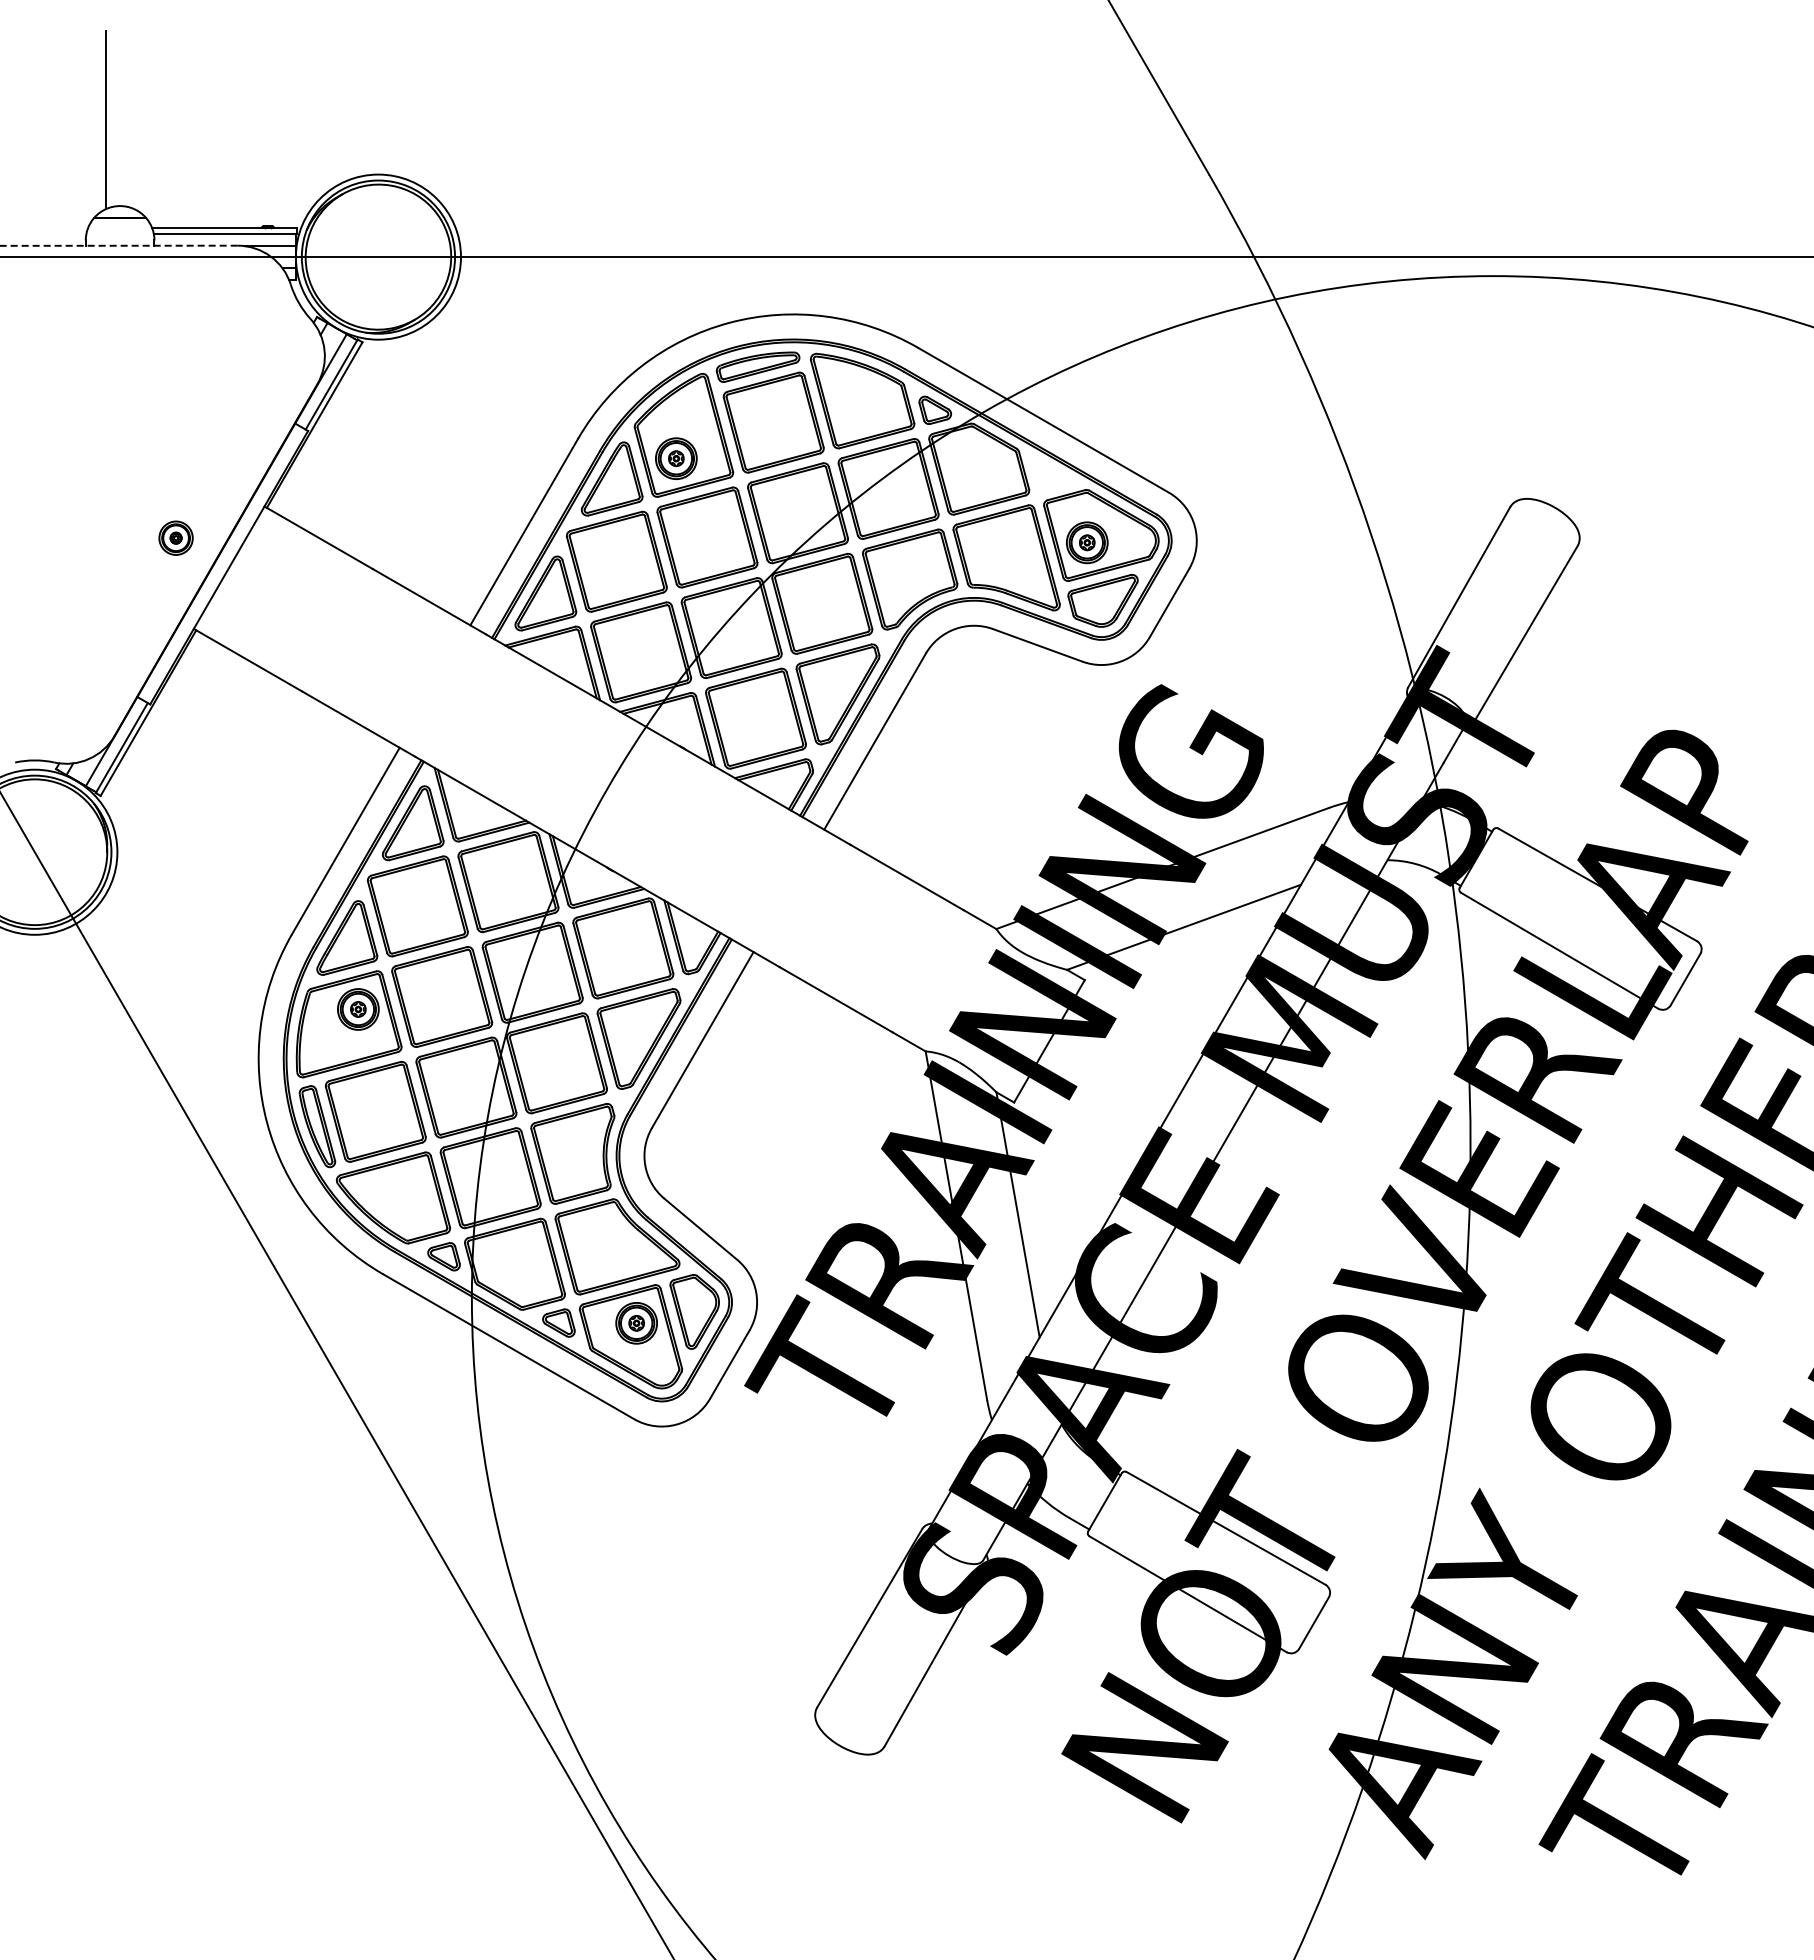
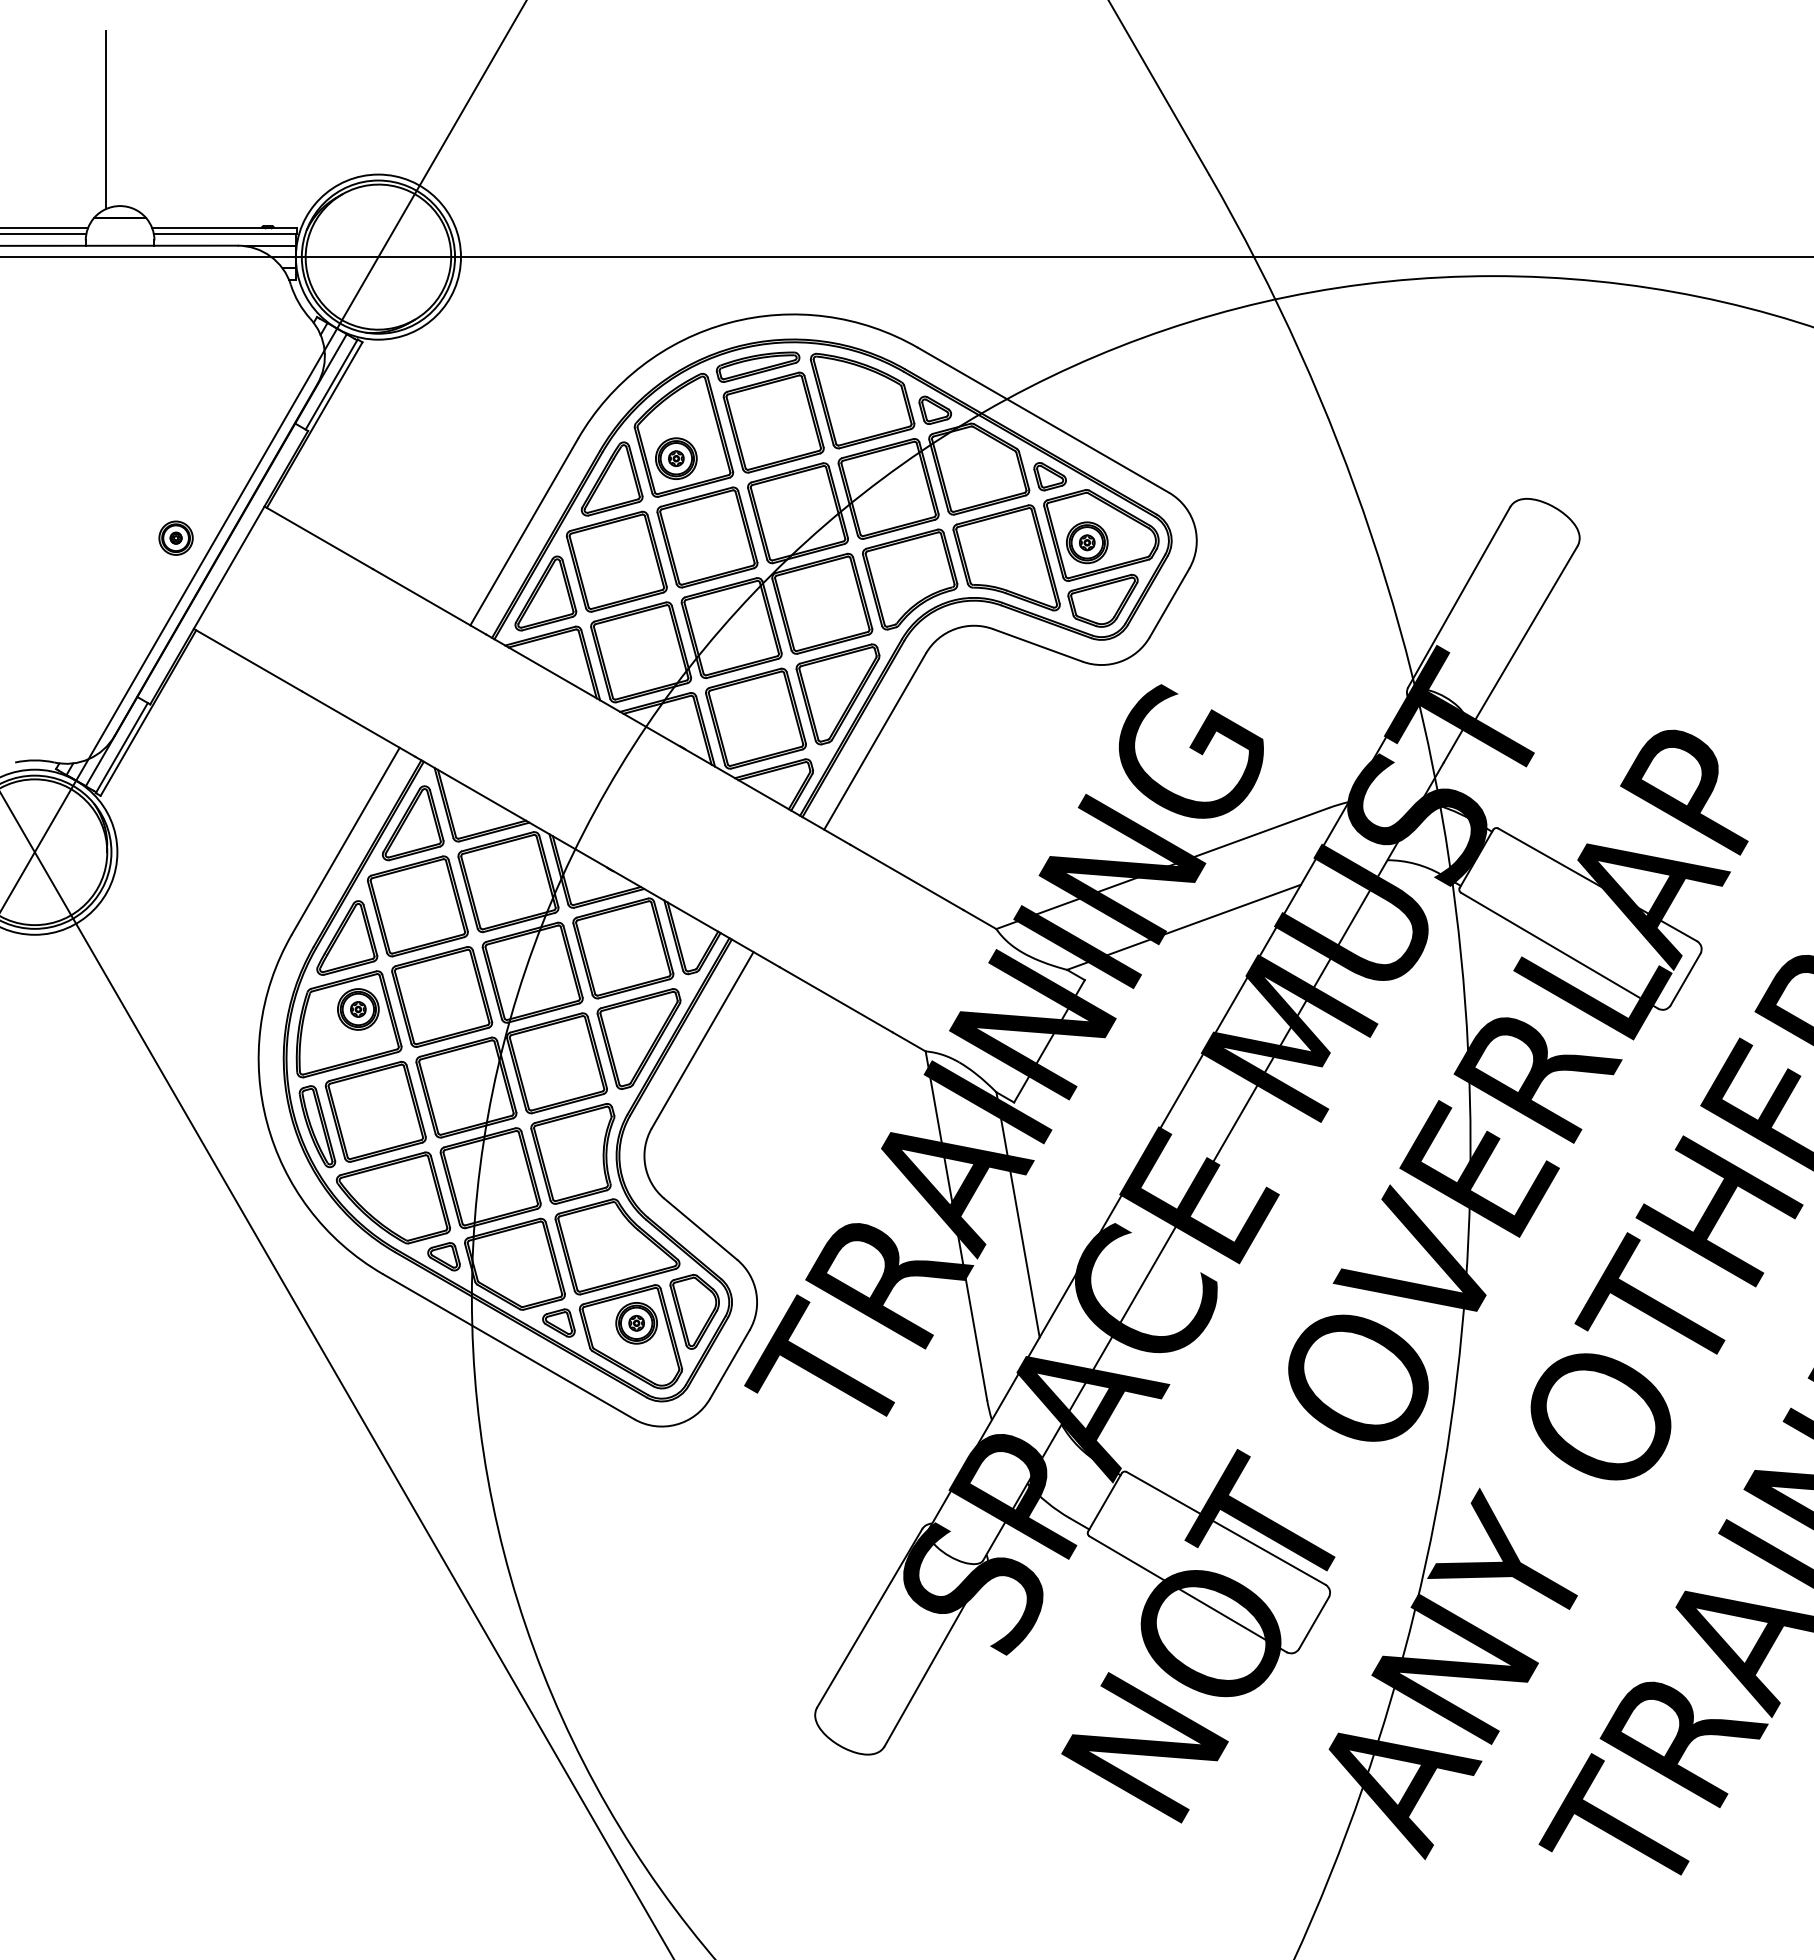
line: none -> present (44, 228)
line: none -> present (44, 233)
line: dashed -> solid (118, 245)
line: none -> present (263, 455)
part: none -> present (1049, 476)
